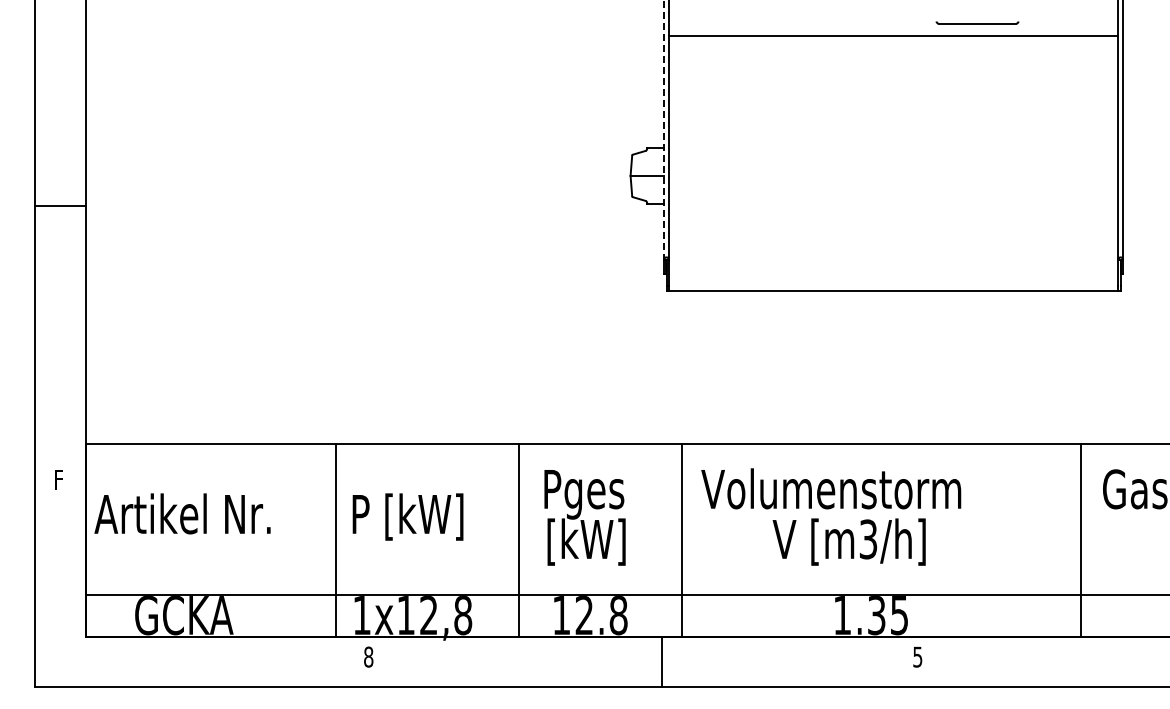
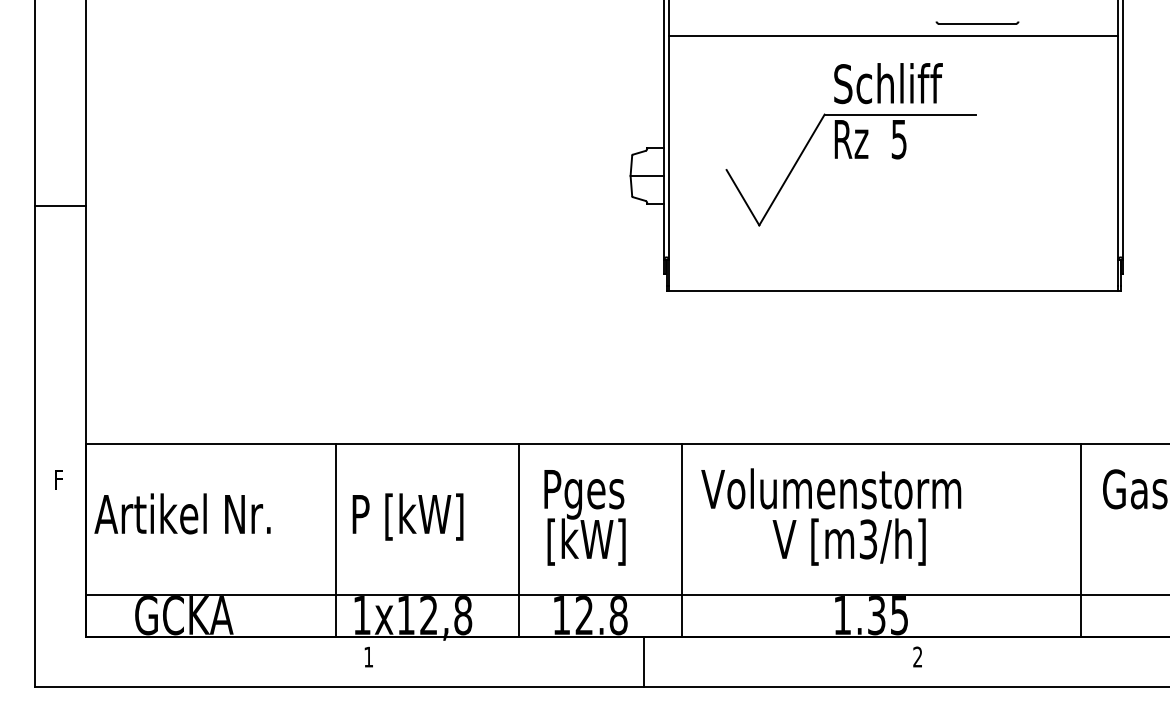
line: dashed -> solid (664, 130)
part: none -> present (850, 144)
text: 8 -> 1 (368, 656)
text: 5 -> 2 (917, 656)
line position: (662, 661) -> (644, 661) (644, 661)
